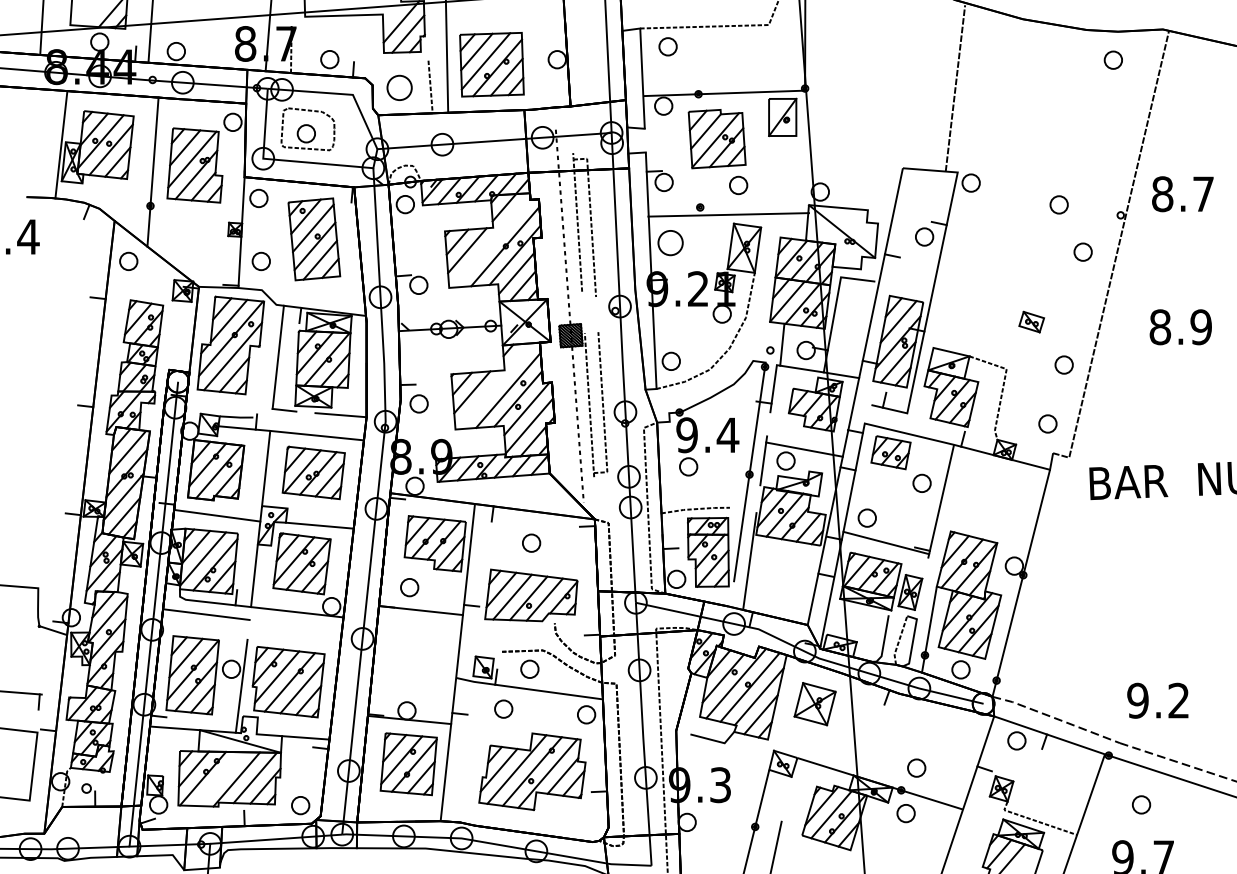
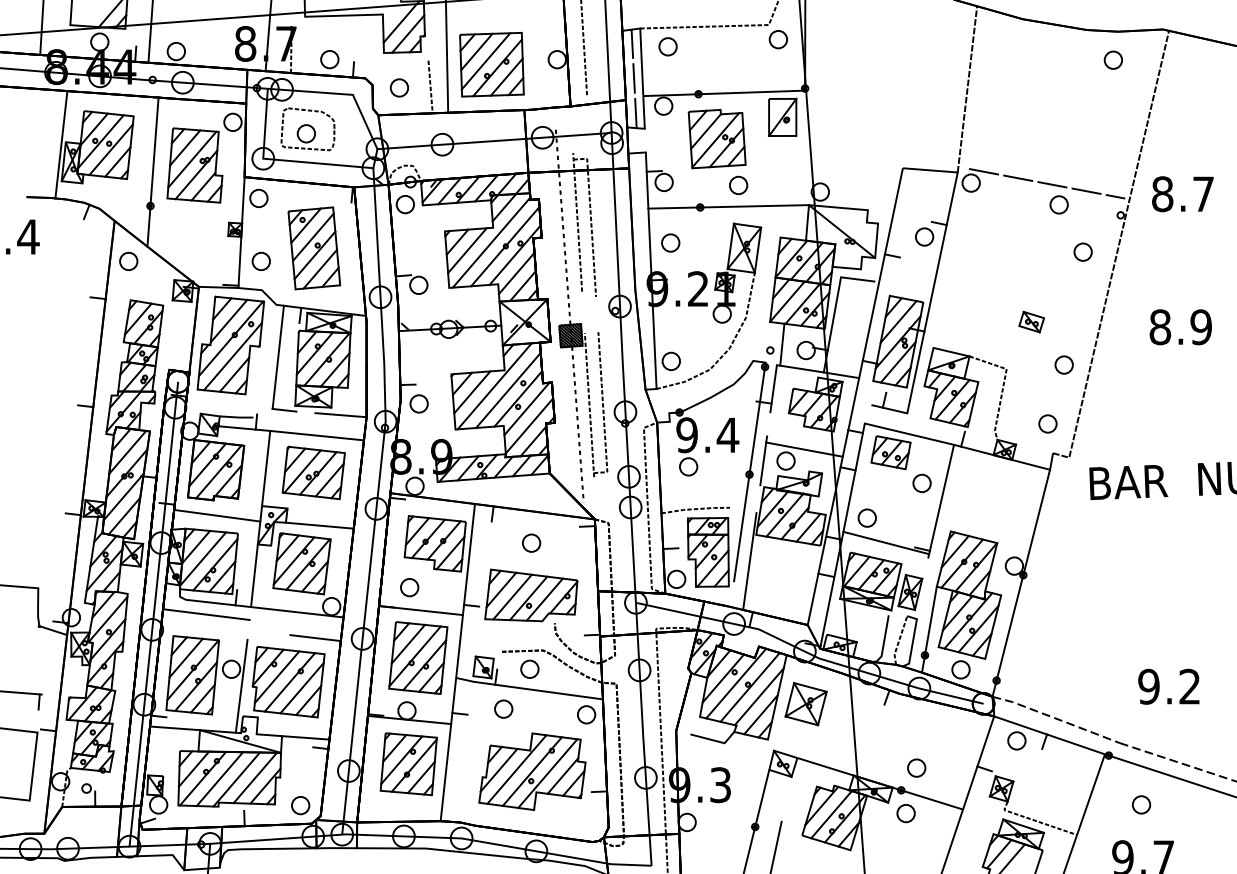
part: none -> present (777, 39)
line: none -> present (584, 48)
line: none -> present (633, 78)
part size: 27x27 px -> 20x20 px (398, 87)
line position: (955, 88) -> (967, 89) (967, 89)
line: none -> present (1047, 183)
line position: (728, 214) -> (728, 206) (728, 206)
part position: (314, 239) -> (314, 248) (314, 248)
line: none -> present (491, 242)
part size: 27x27 px -> 20x20 px (670, 242)
line: none -> present (494, 386)
line: none -> present (315, 638)
part: none -> present (418, 657)
text position: (1157, 700) -> (1168, 686) (1168, 686)
part position: (814, 704) -> (805, 704) (805, 704)
line: none -> present (219, 779)
